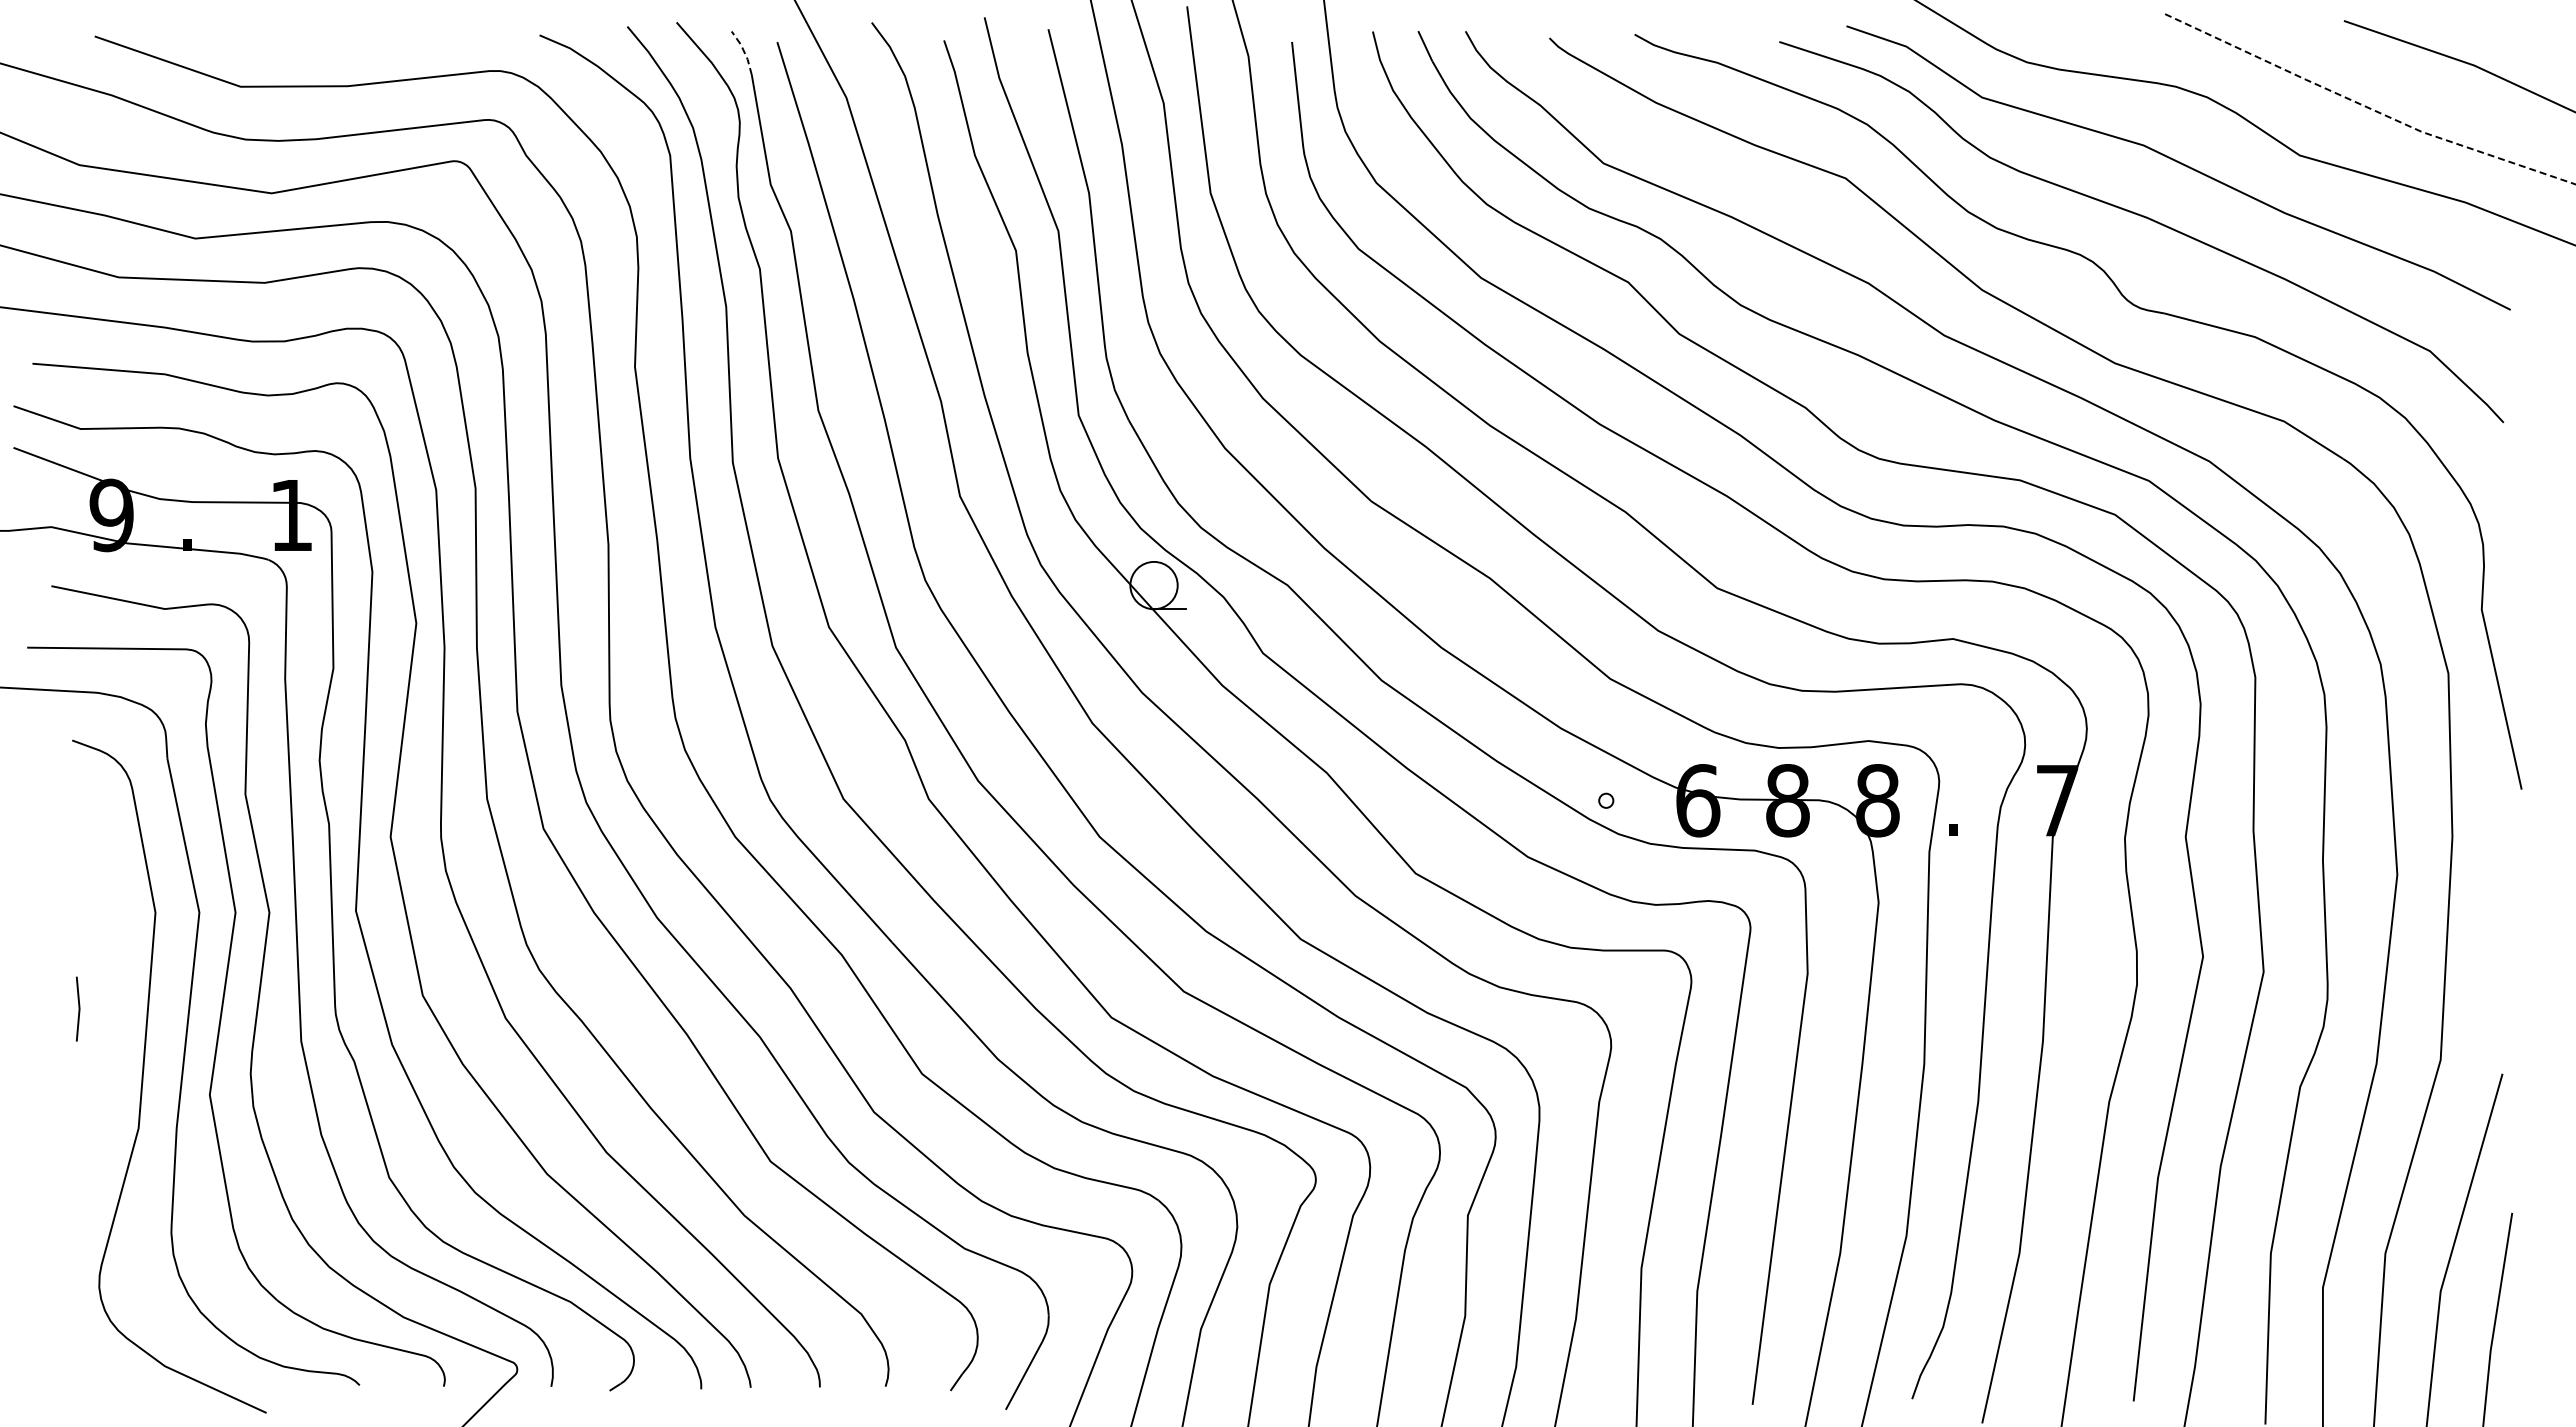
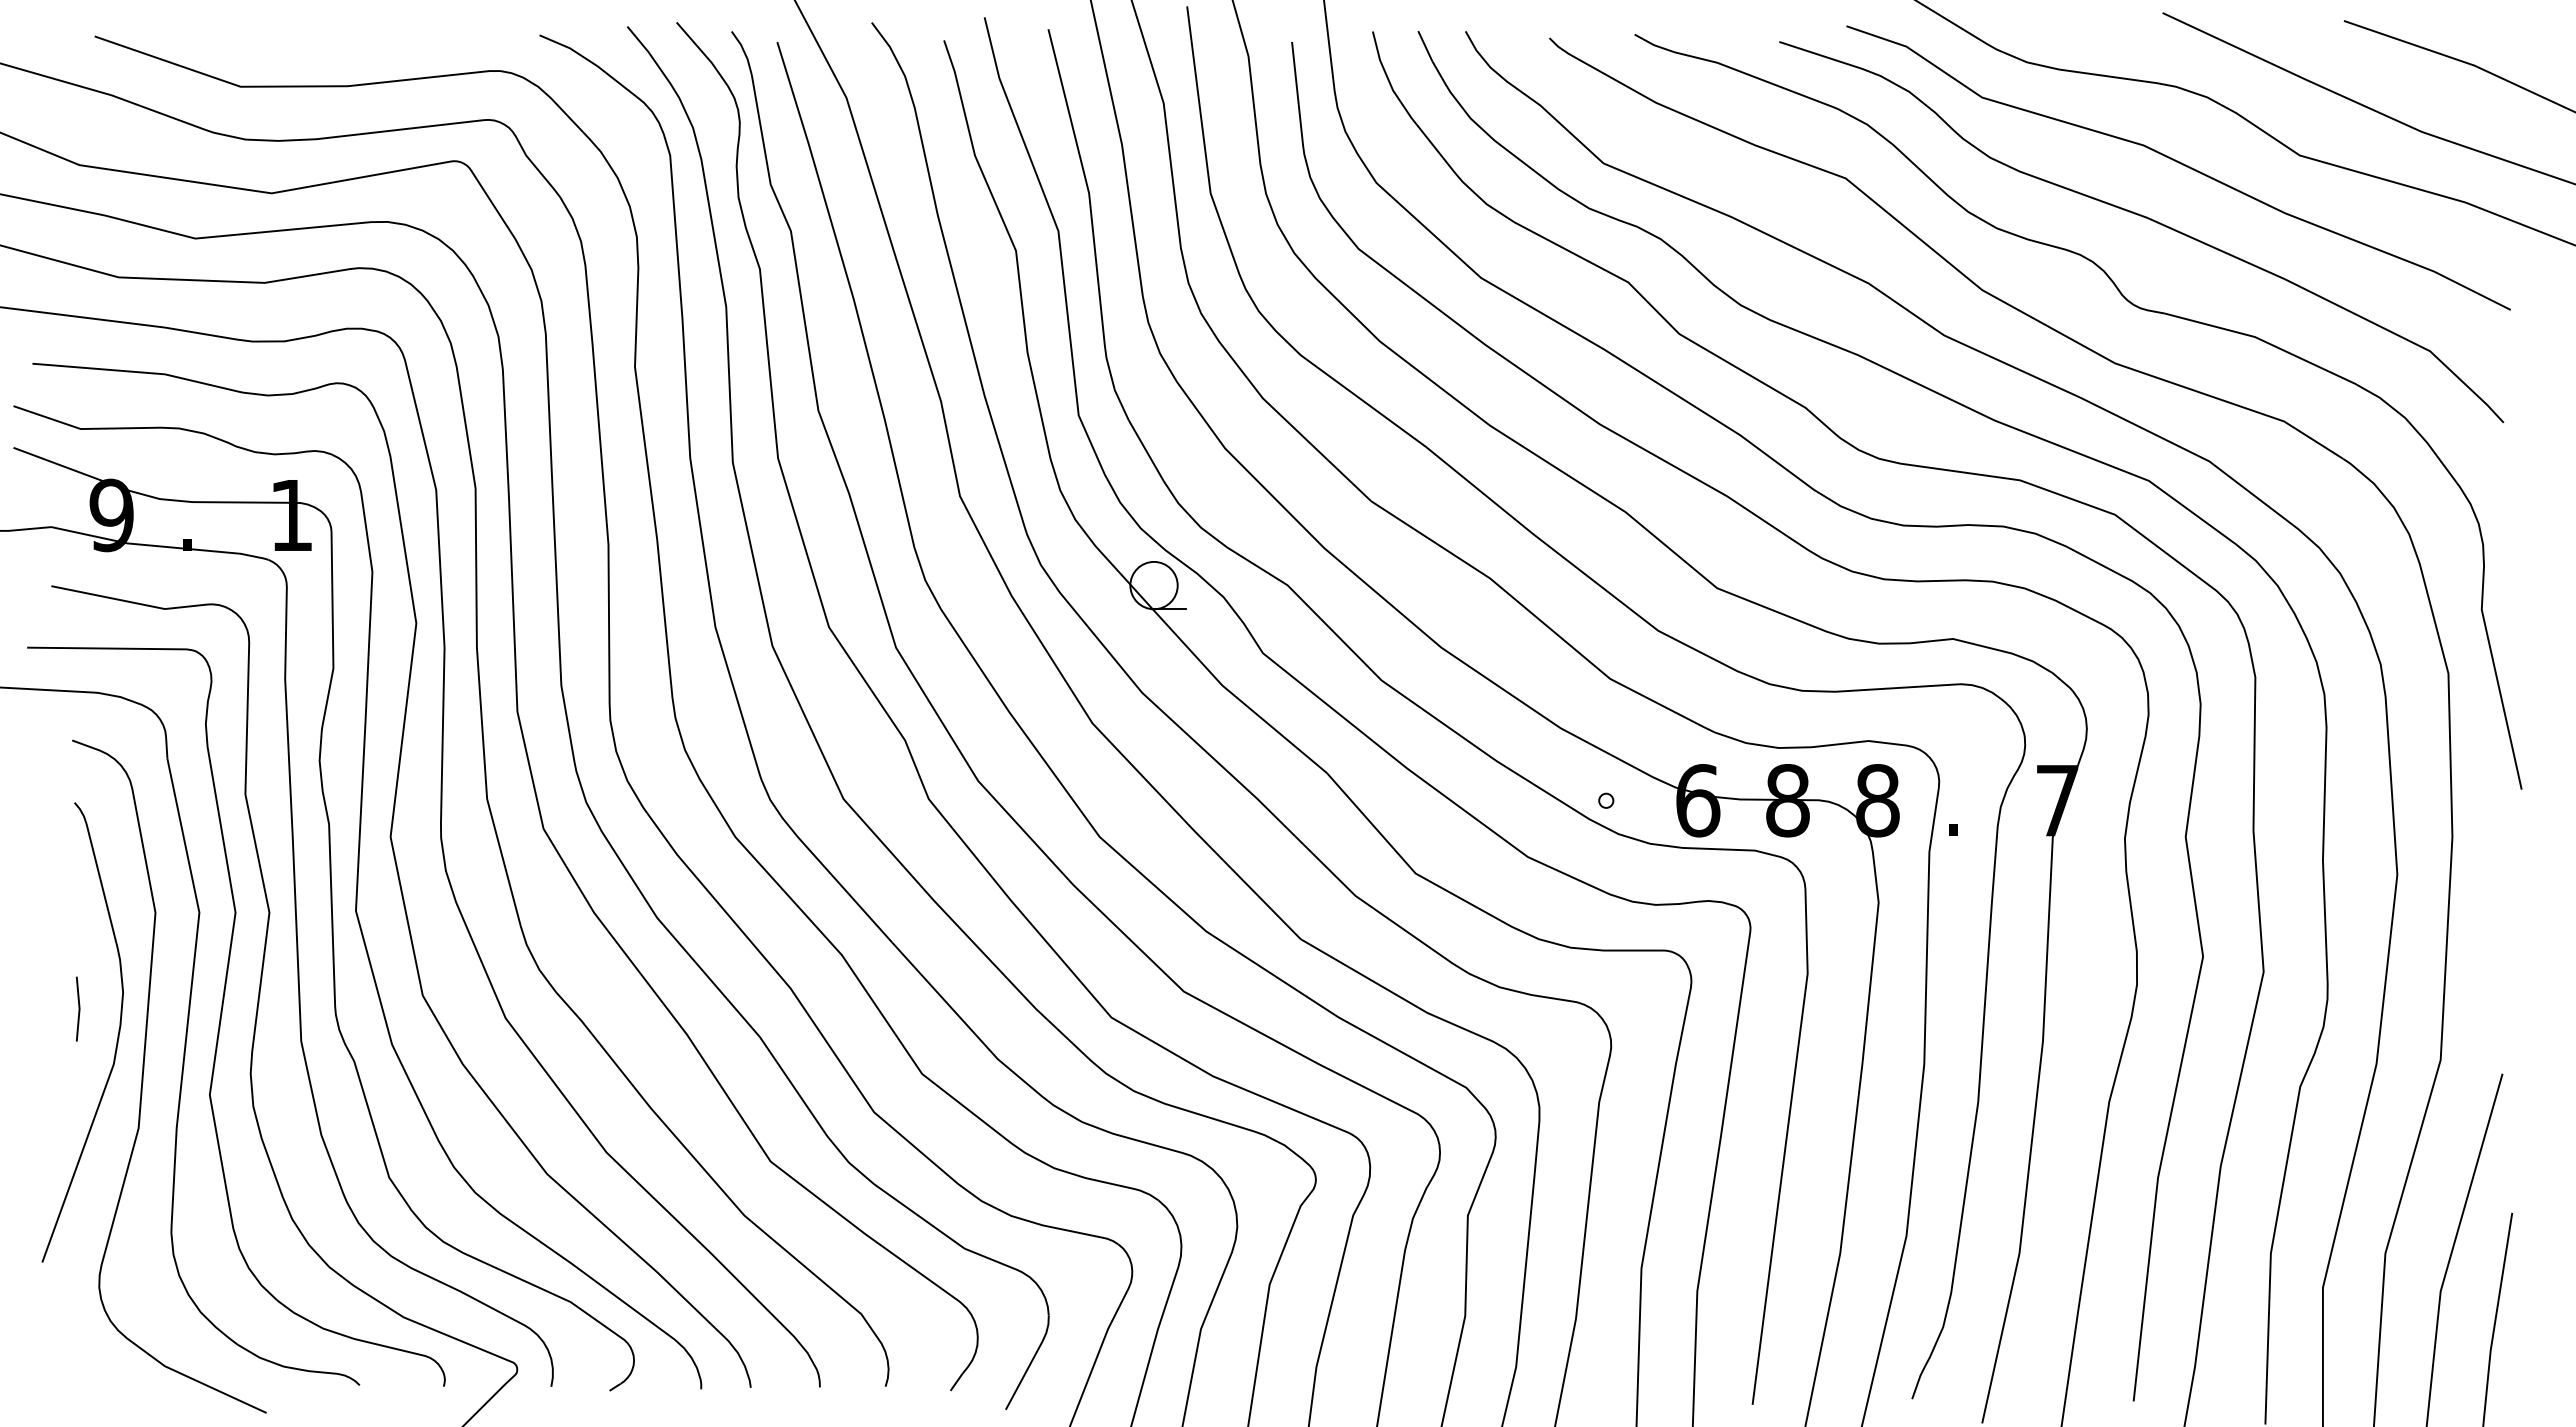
line: dashed -> solid (744, 51)
line: dashed -> solid (2365, 106)
curve: none -> present (117, 1035)
